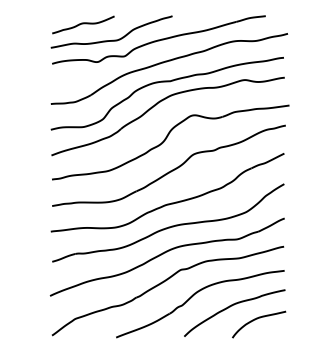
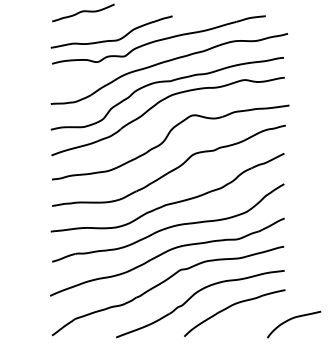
curve position: (83, 24) -> (83, 12) (83, 12)
curve position: (257, 319) -> (292, 319) (292, 319)
